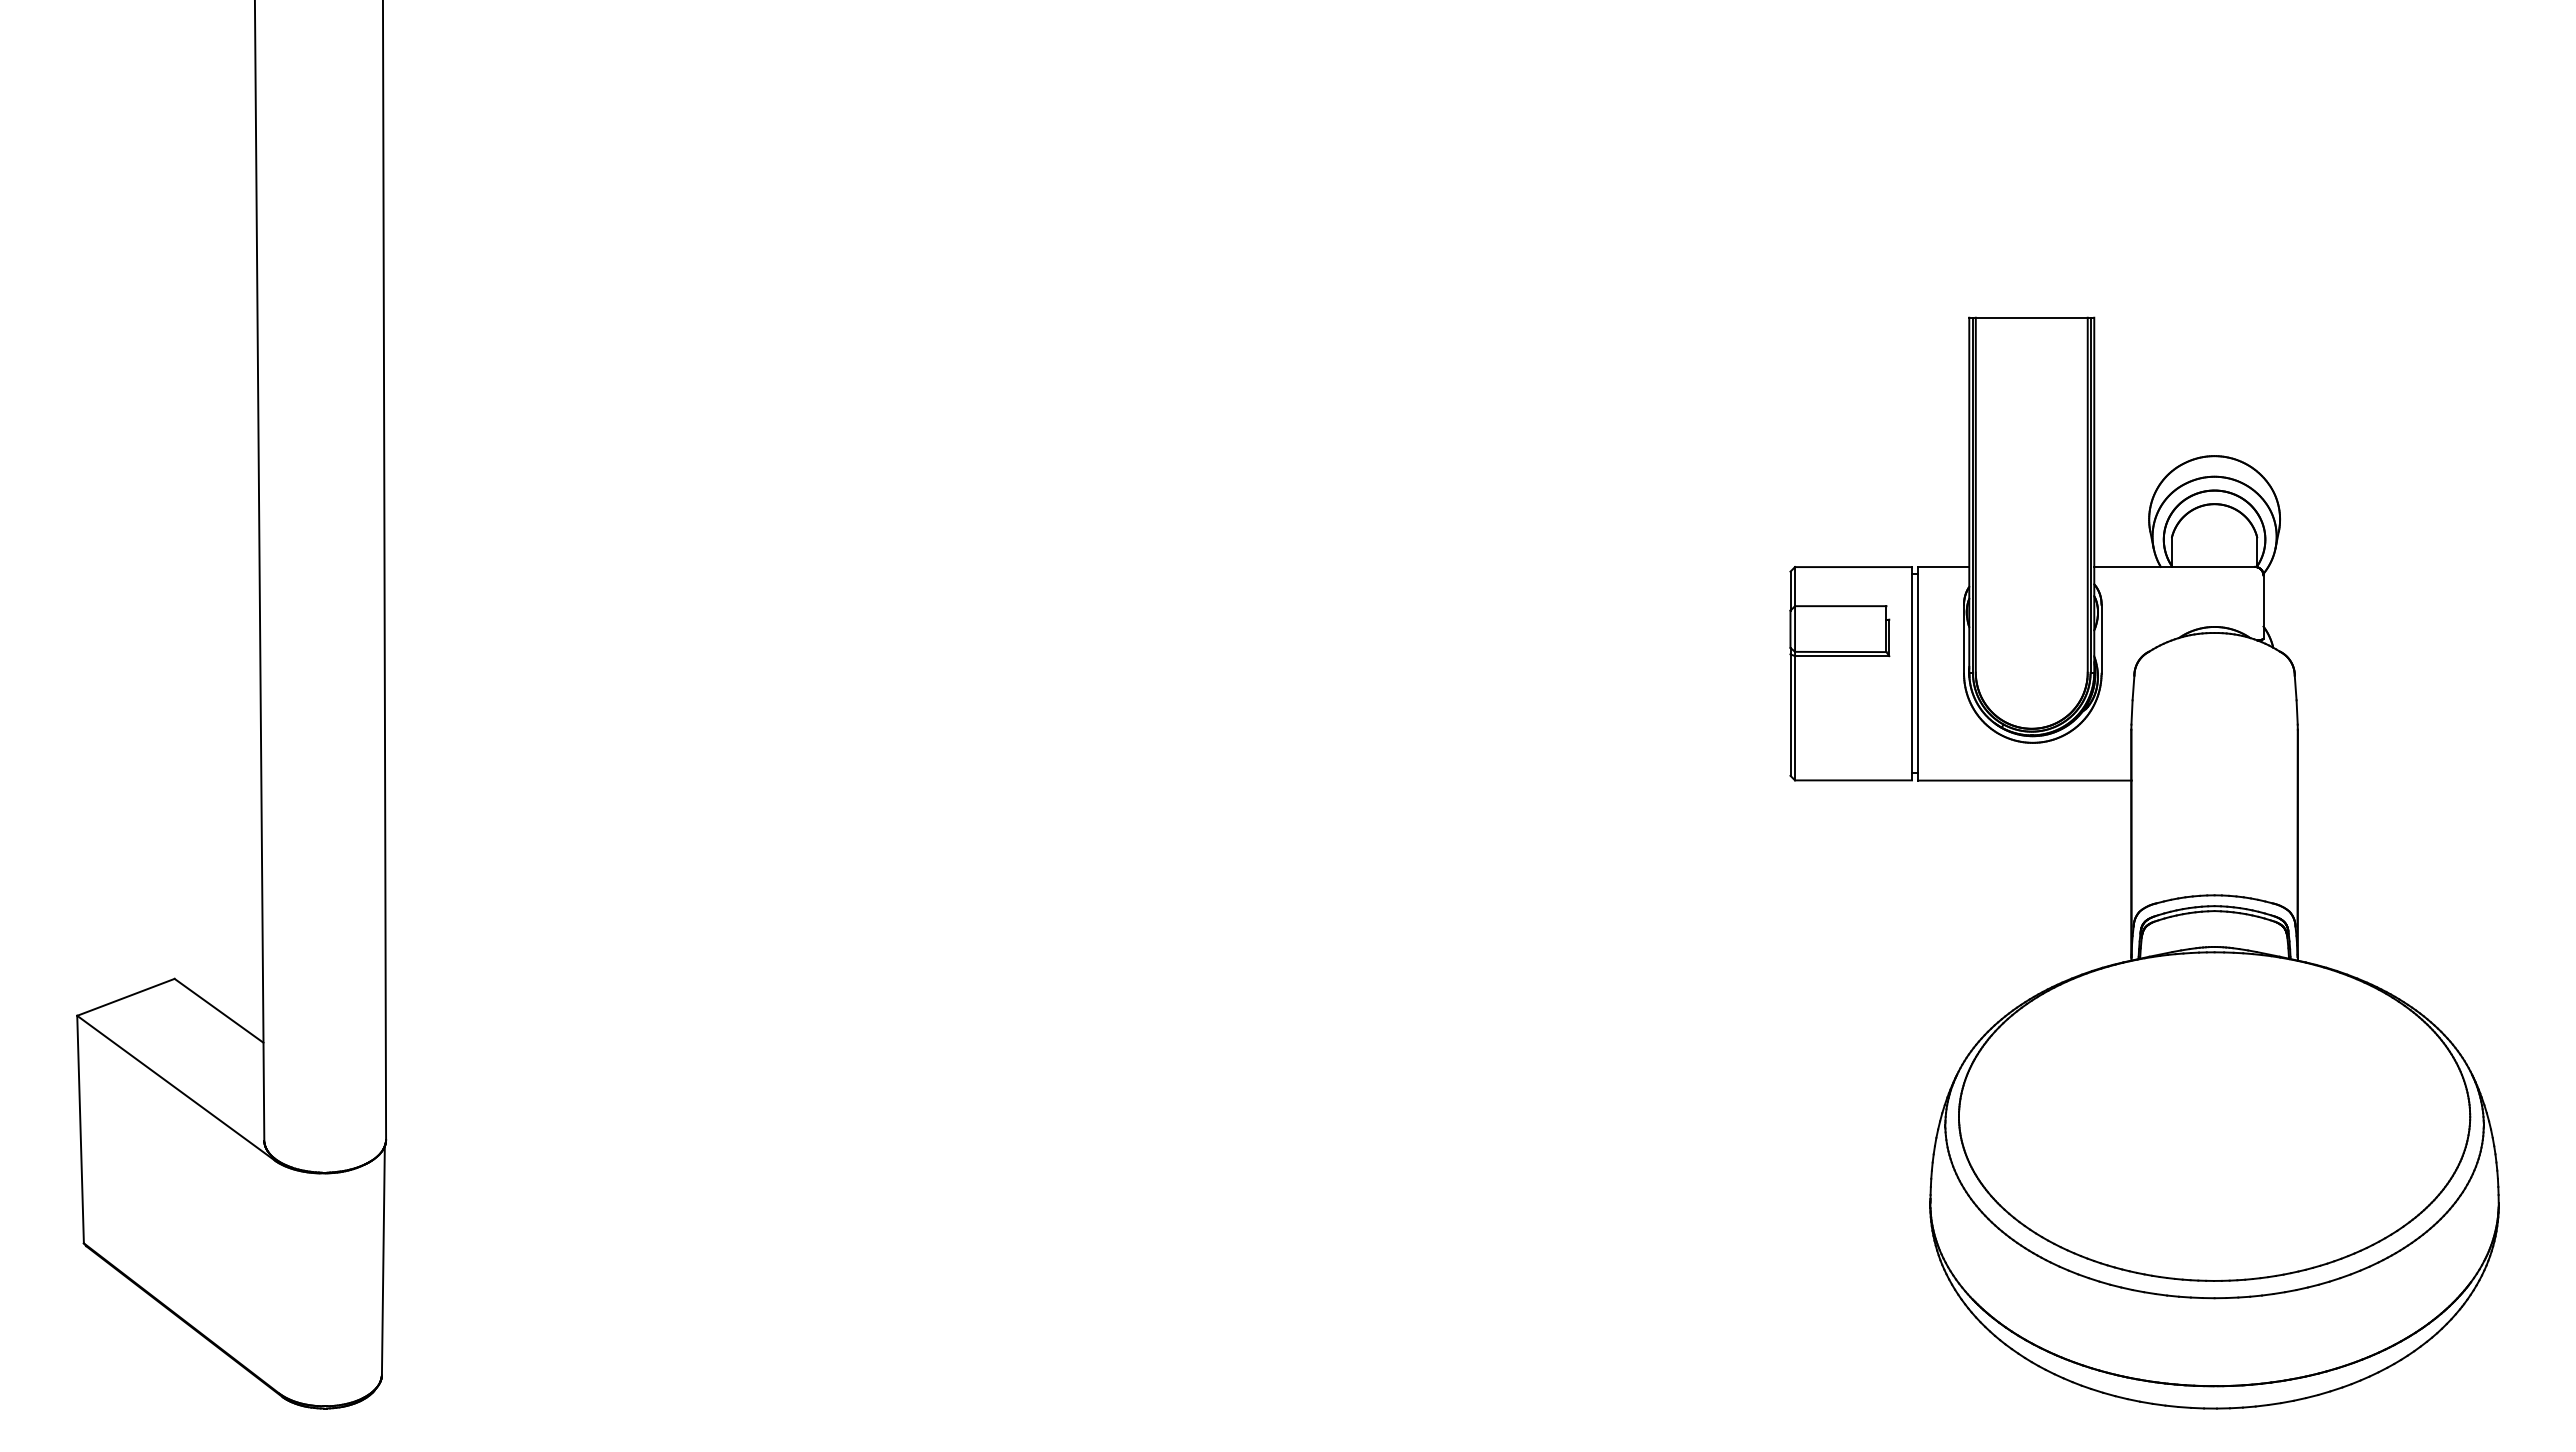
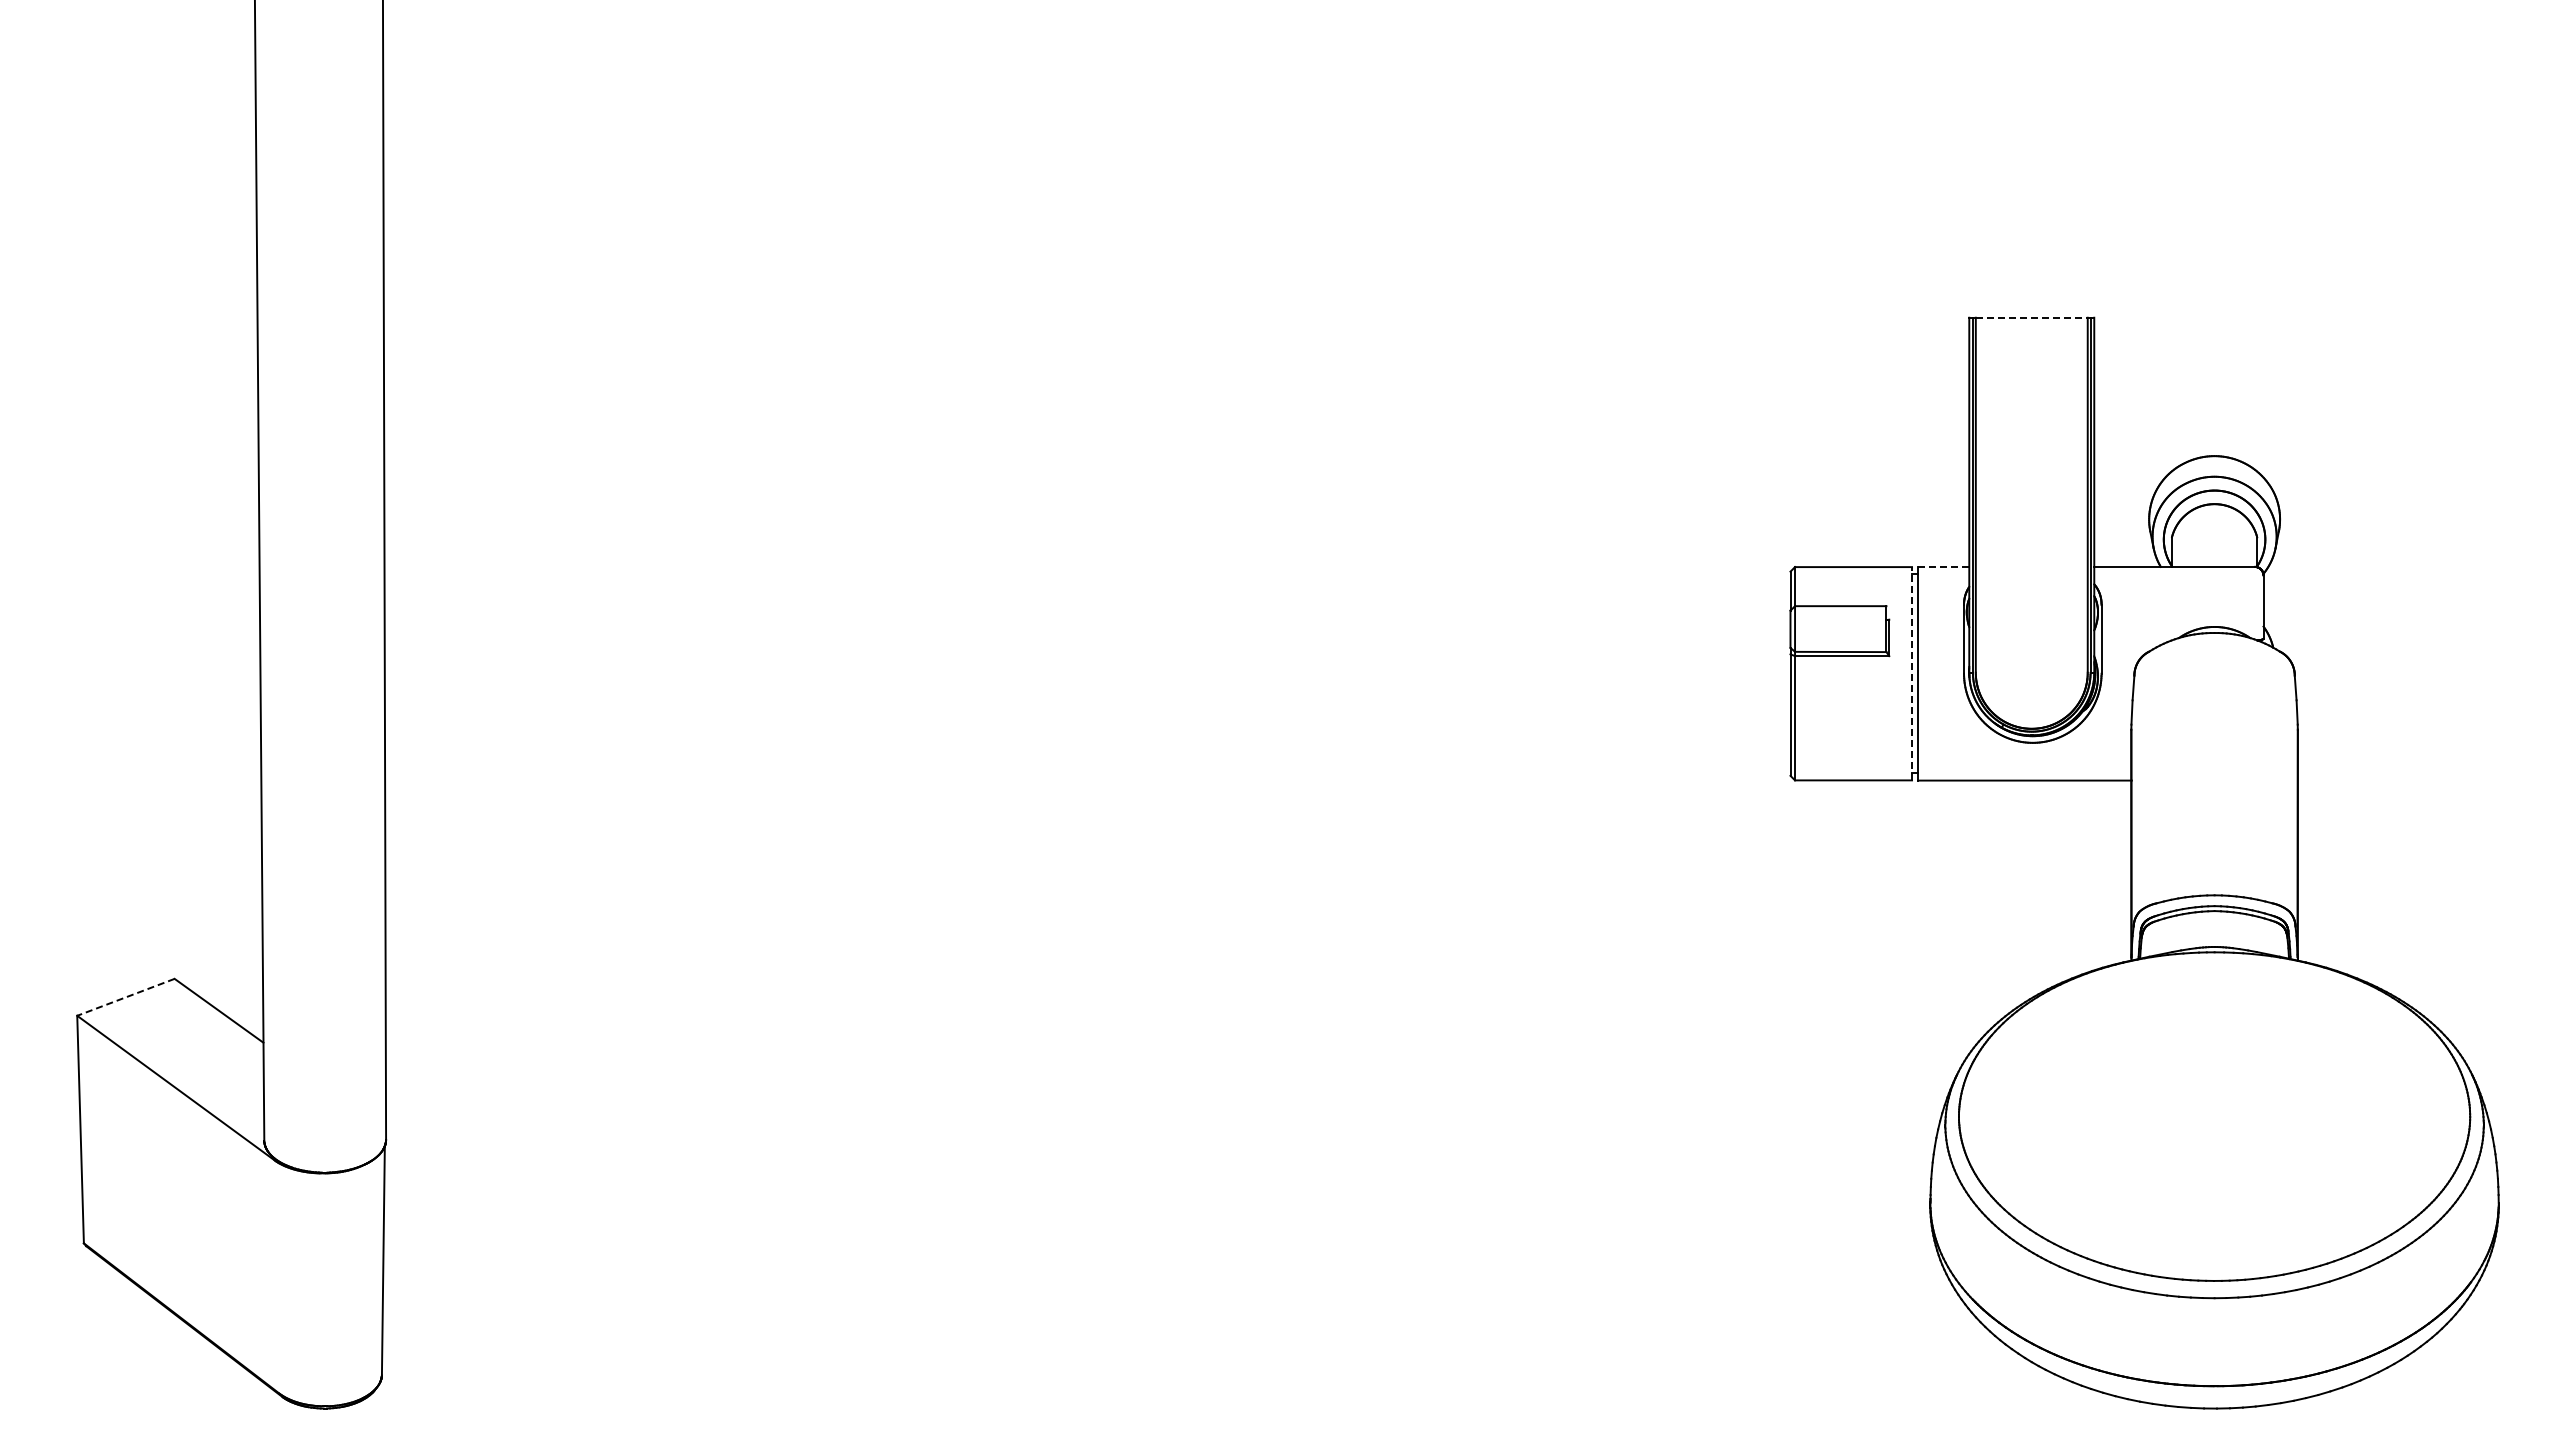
line: solid -> dashed (2031, 317)
line: solid -> dashed (1943, 566)
line: solid -> dashed (1912, 673)
line: solid -> dashed (125, 997)
